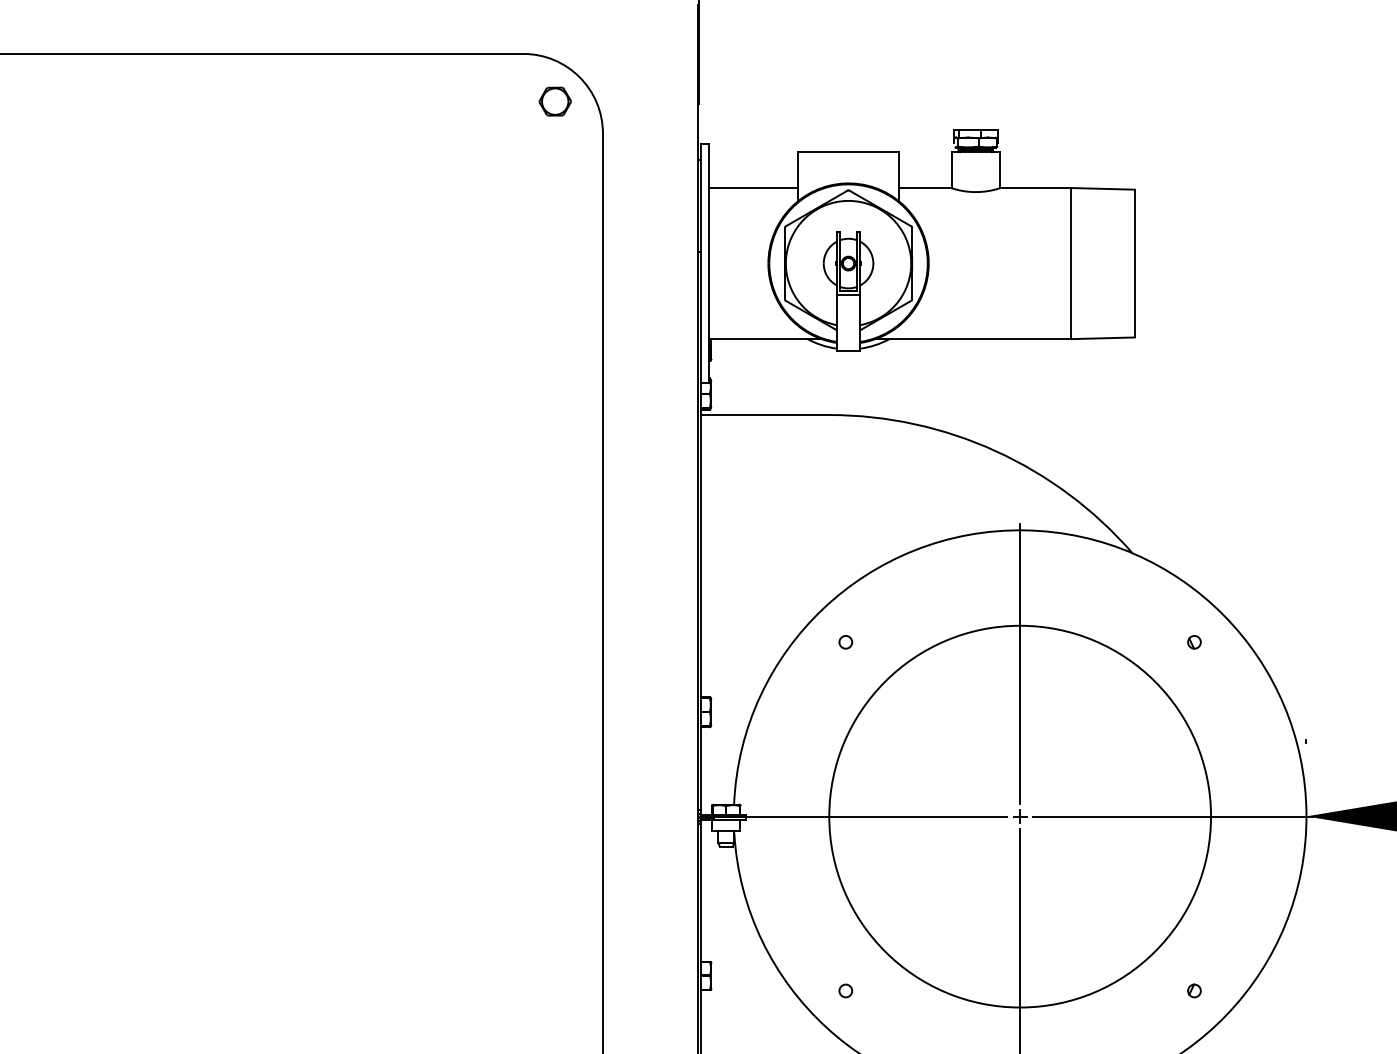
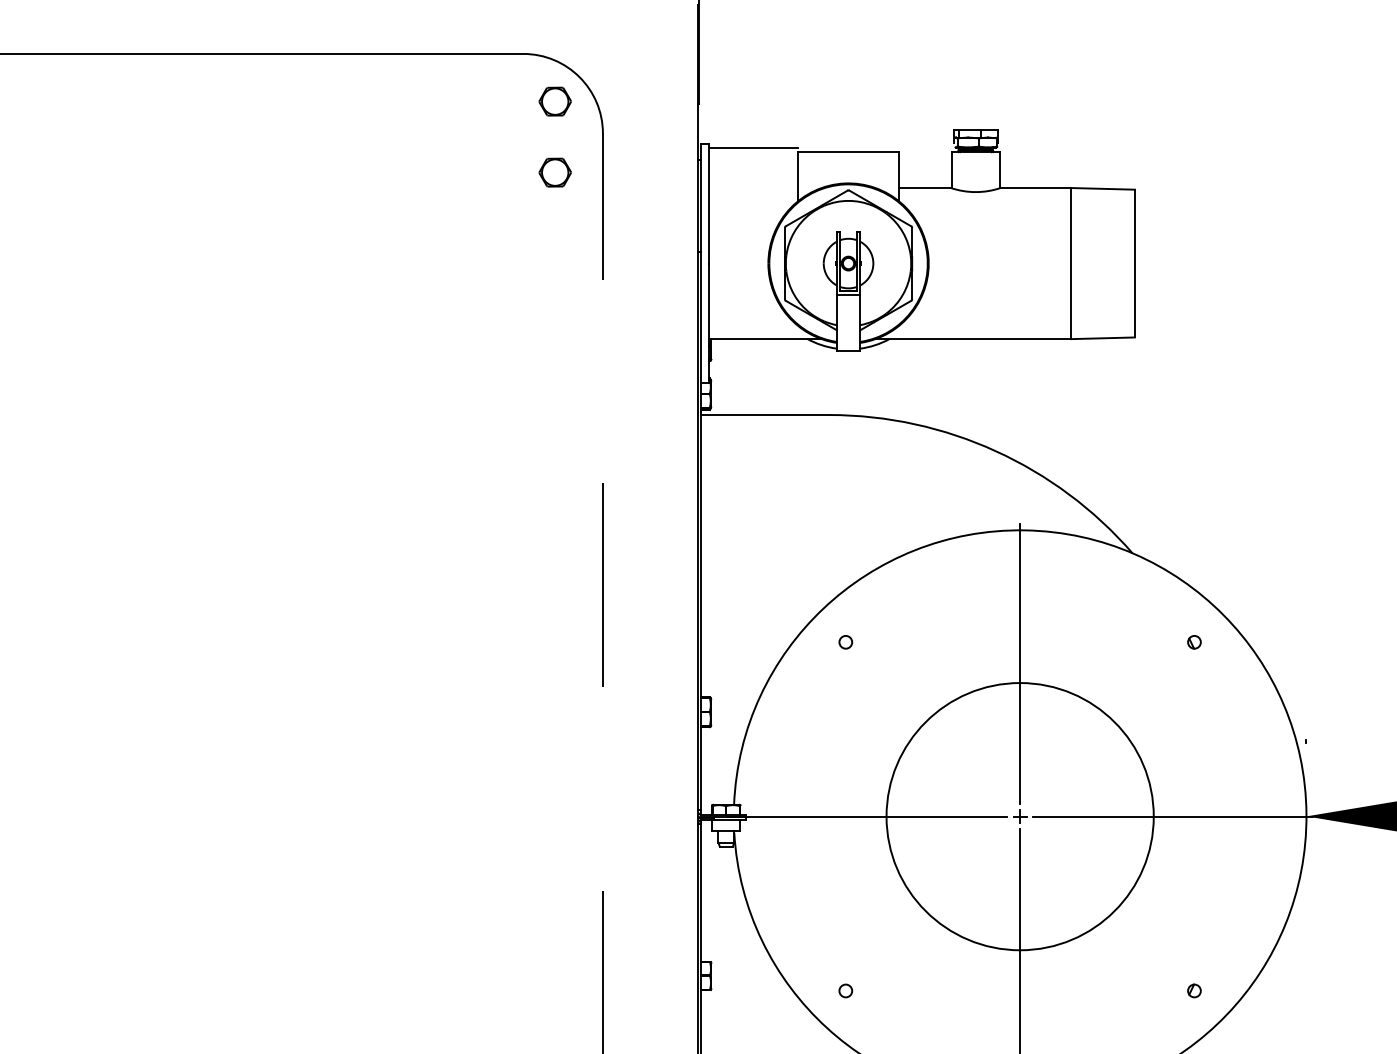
part: none -> present (554, 172)
line position: (752, 188) -> (752, 148) (752, 148)
line: solid -> dashed (602, 593)
circle diameter: 382 px -> 267 px (1019, 816)
